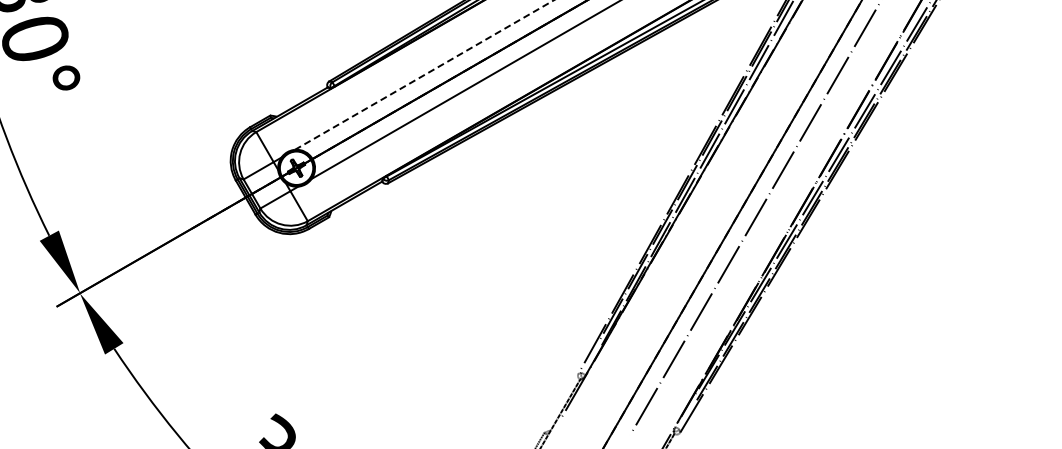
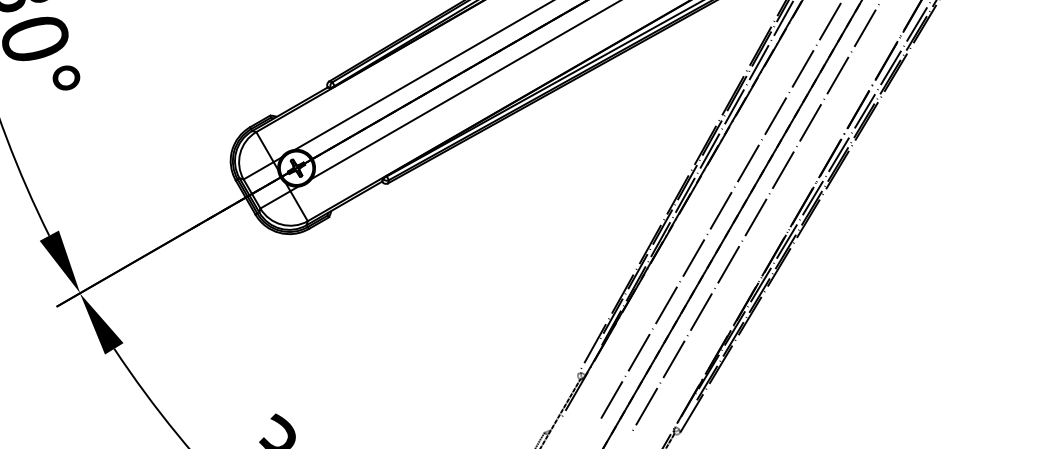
line: dashed -> solid (424, 74)
line: none -> present (721, 210)
